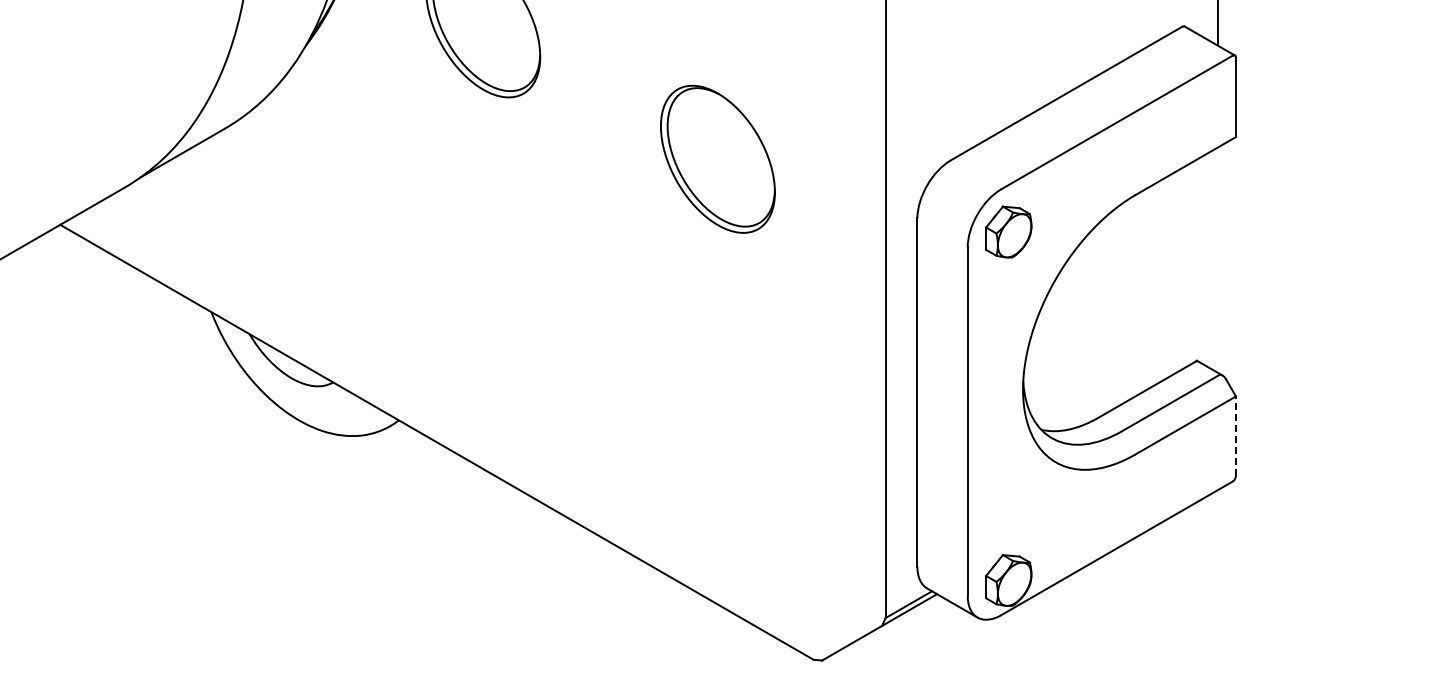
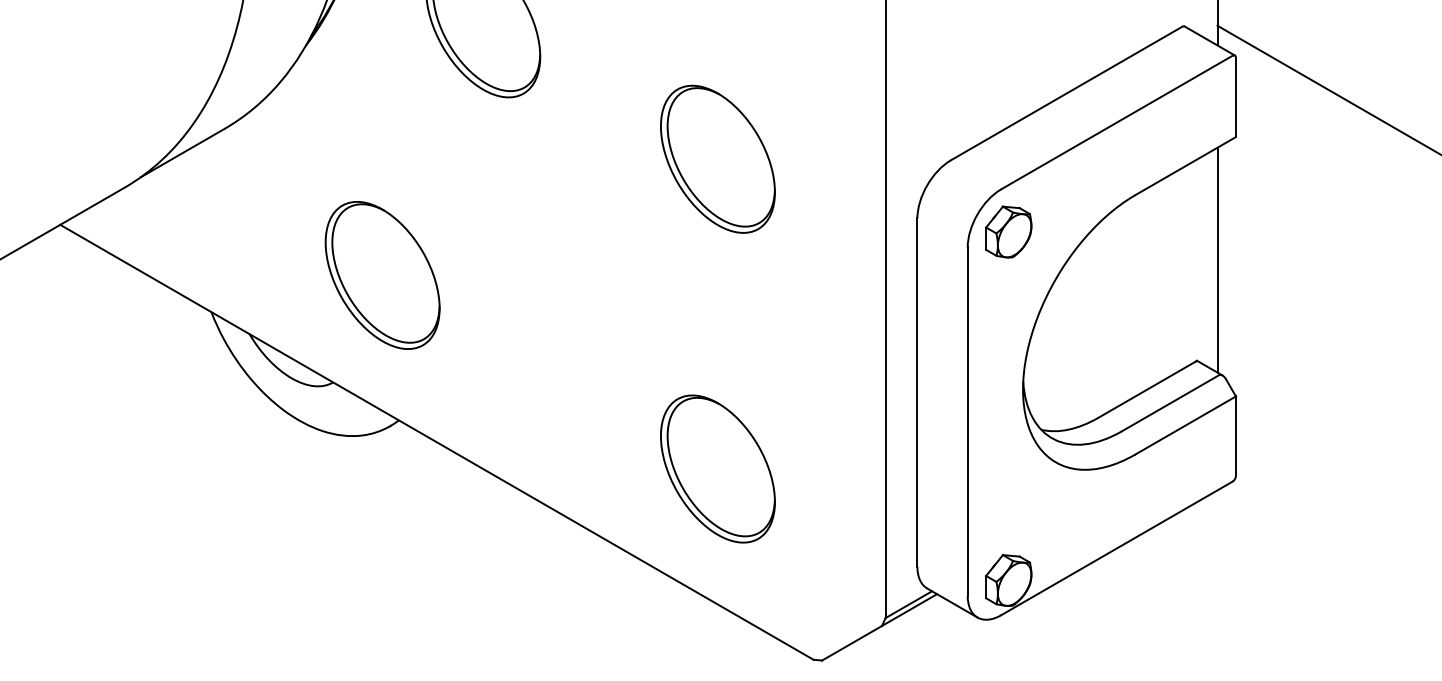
line: none -> present (1327, 89)
line: none -> present (1217, 259)
part: none -> present (382, 275)
line: dashed -> solid (1235, 436)
part: none -> present (717, 468)
